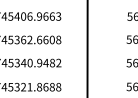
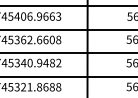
line: none -> present (68, 5)
line: none -> present (68, 29)
line: none -> present (68, 53)
line: none -> present (68, 76)
